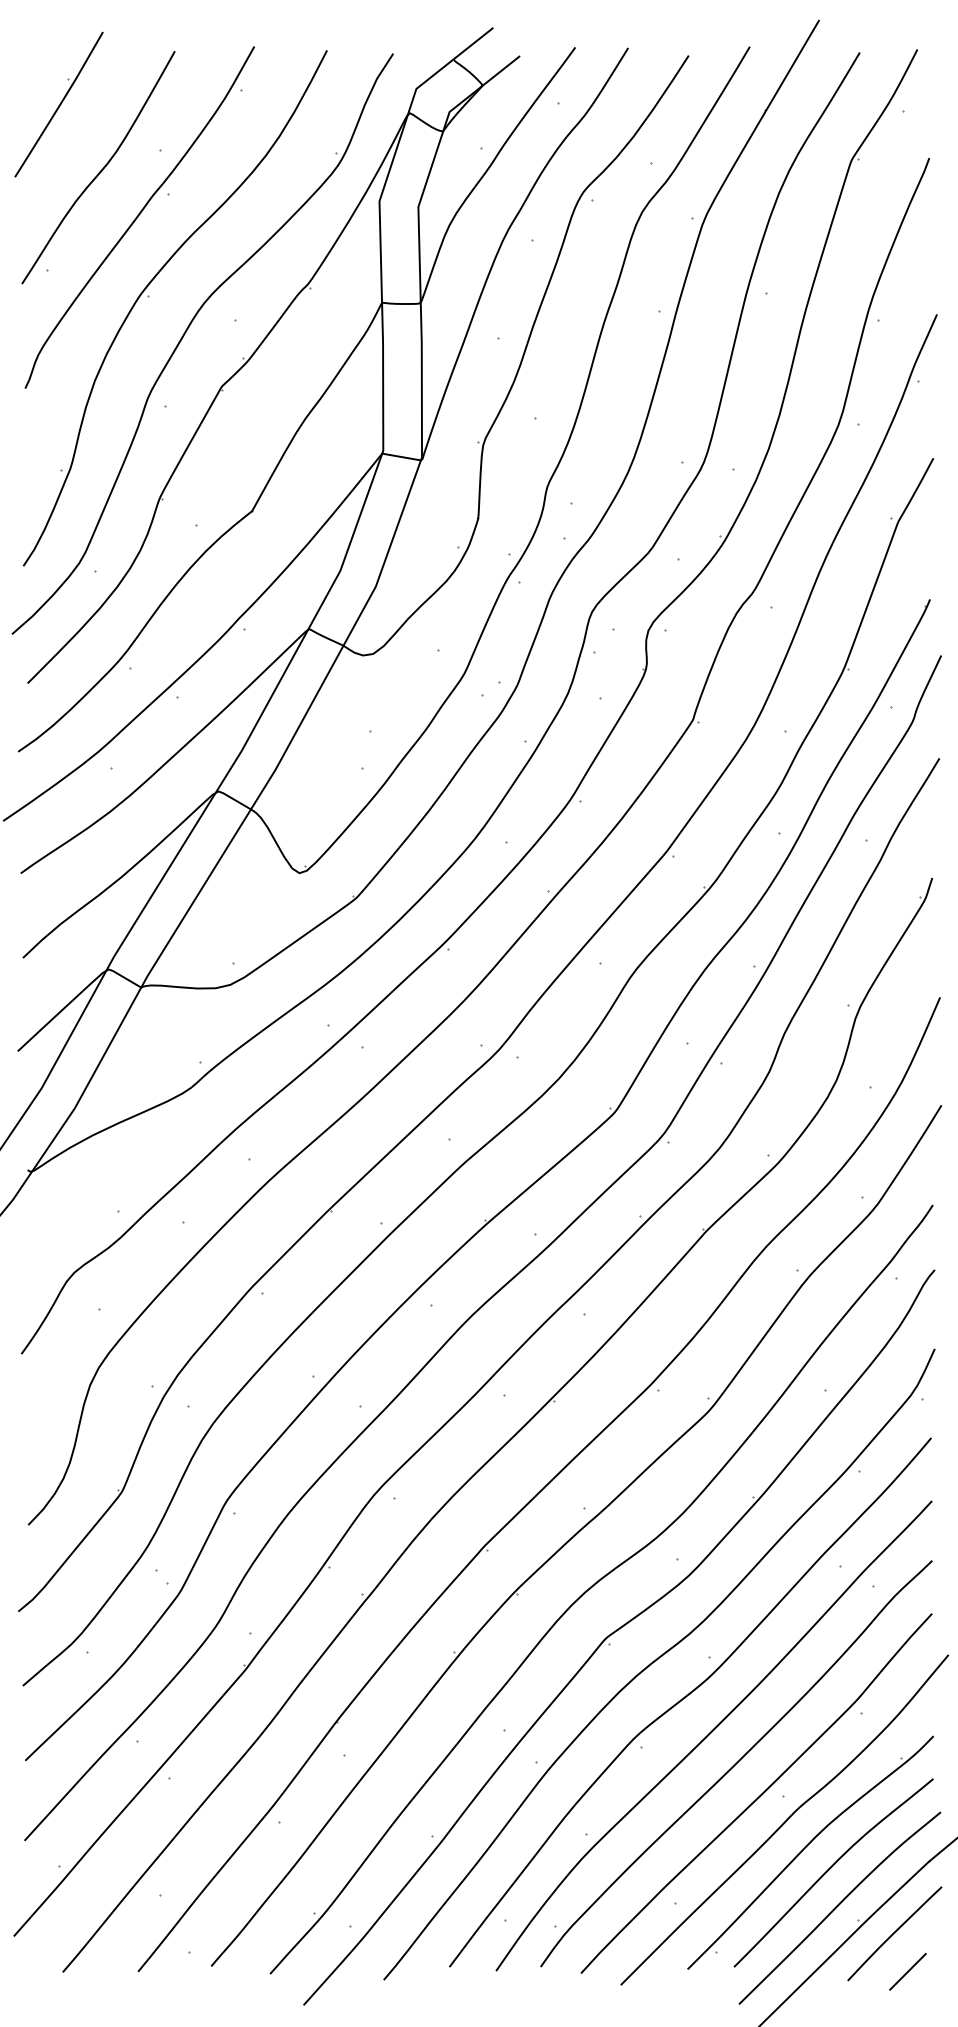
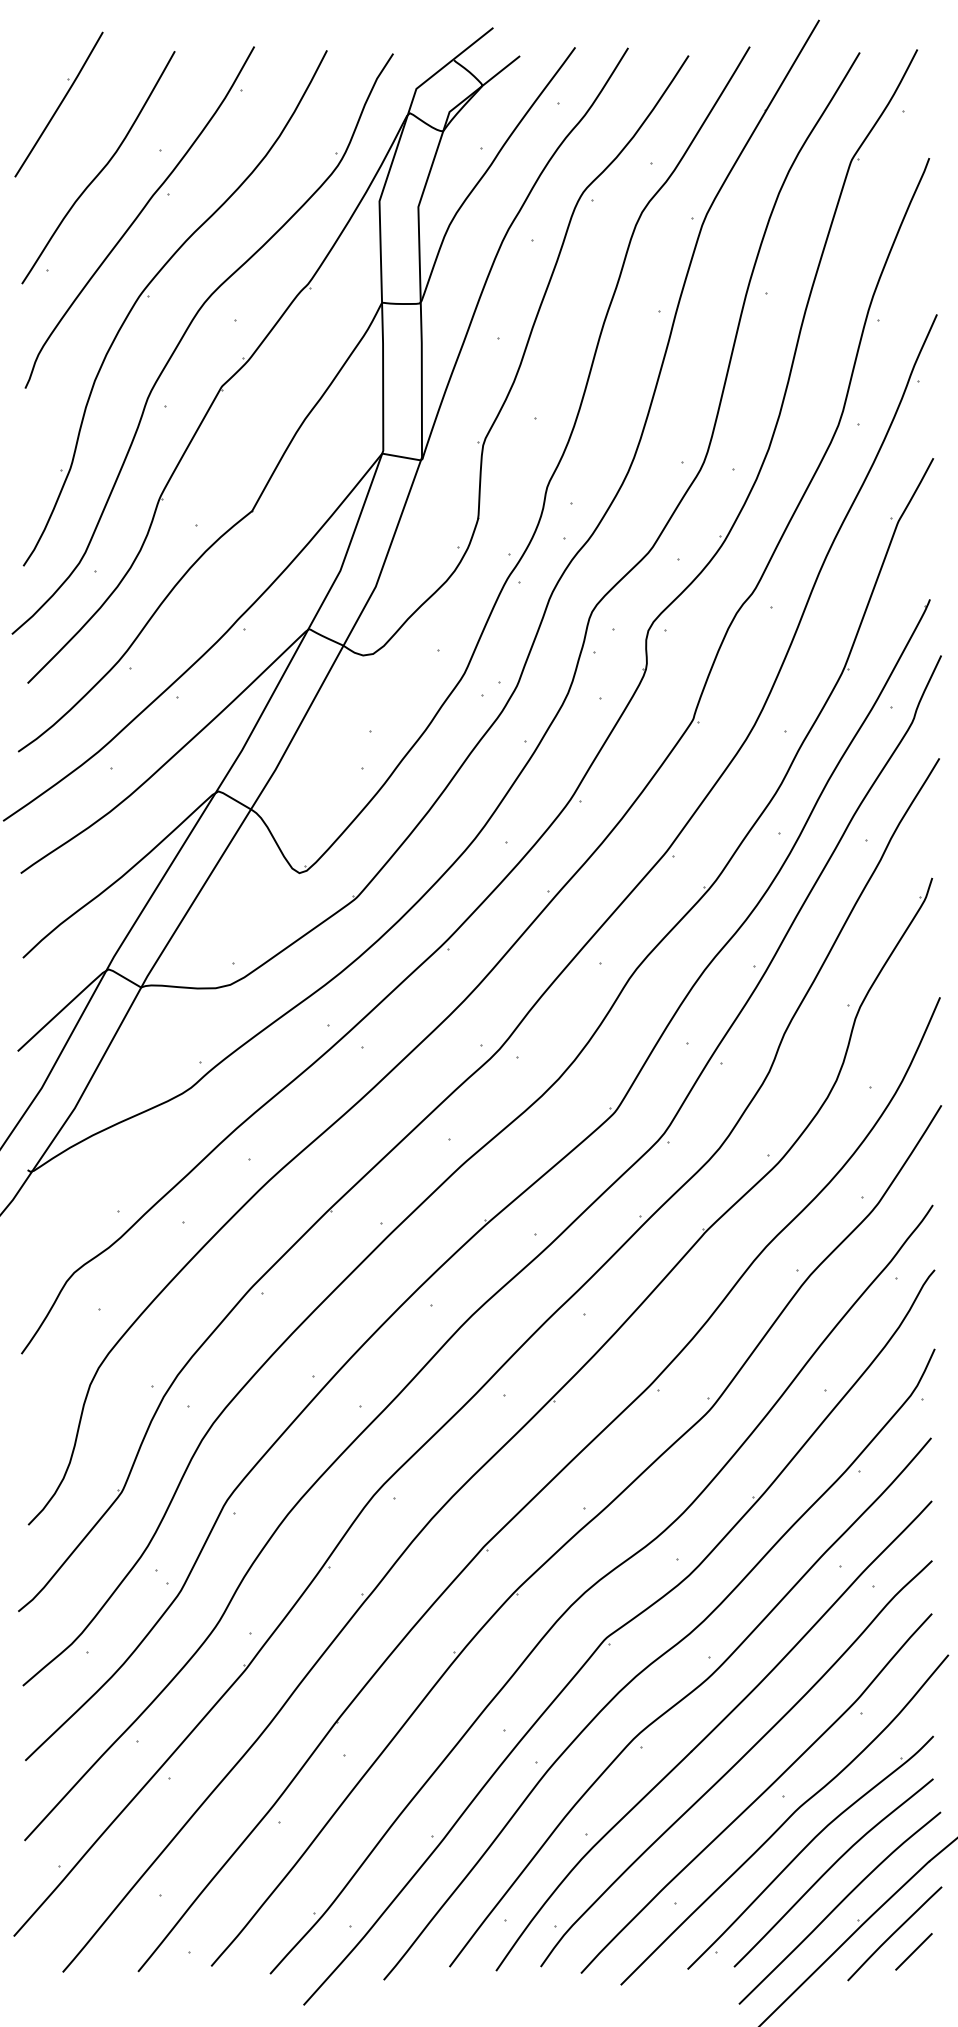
line position: (907, 1971) -> (913, 1951) (913, 1951)
